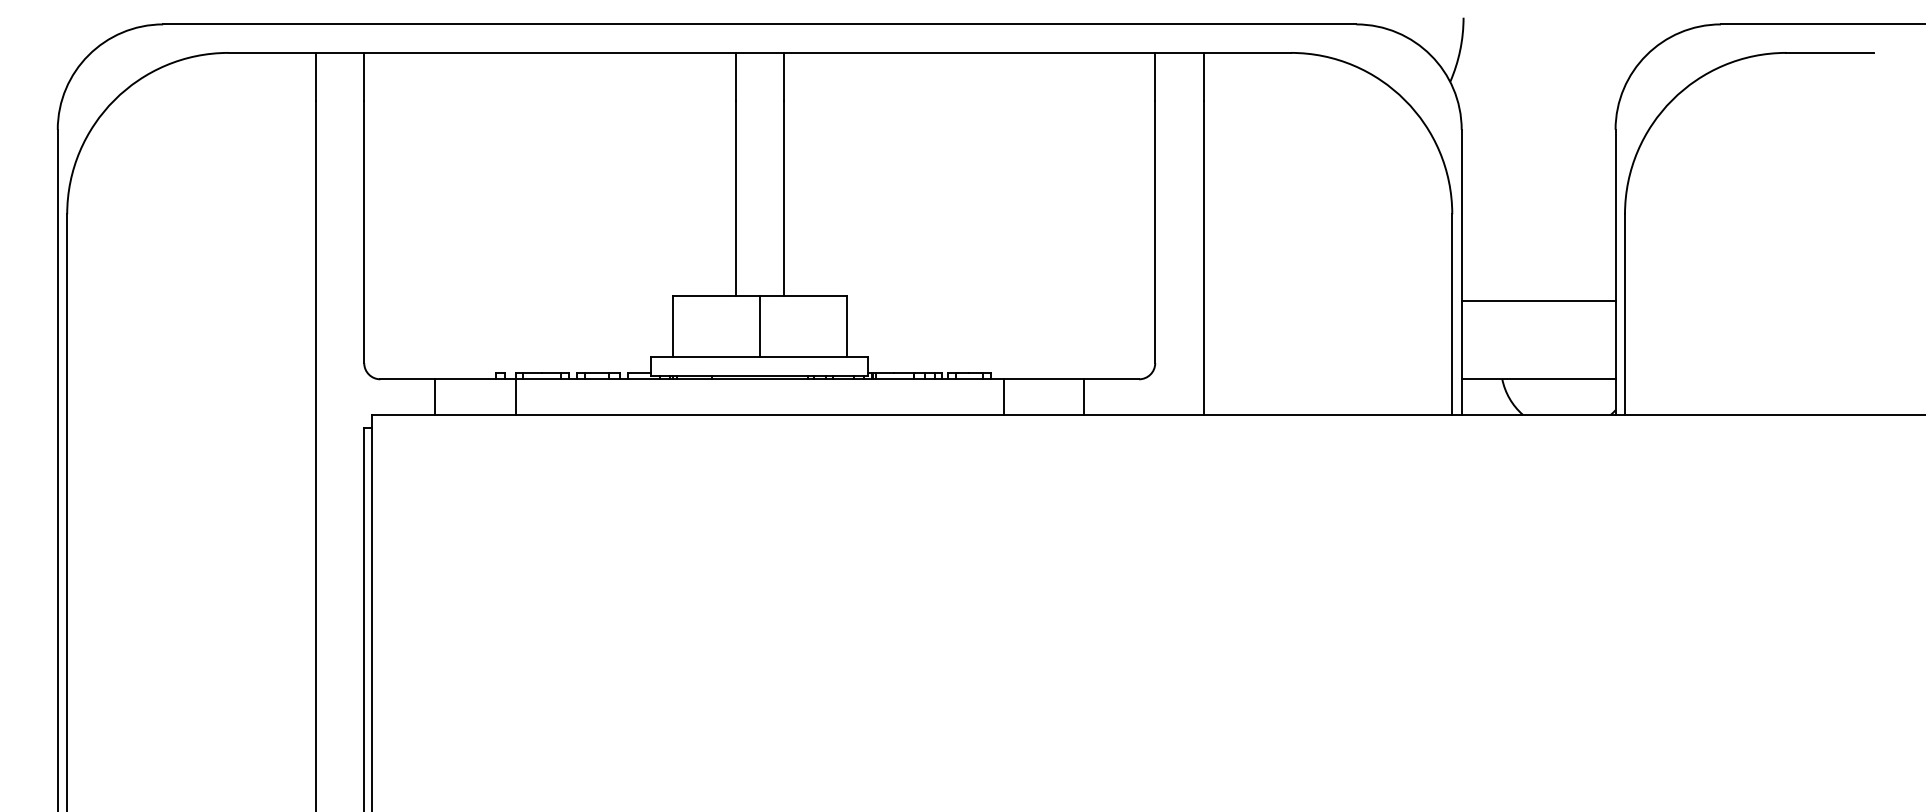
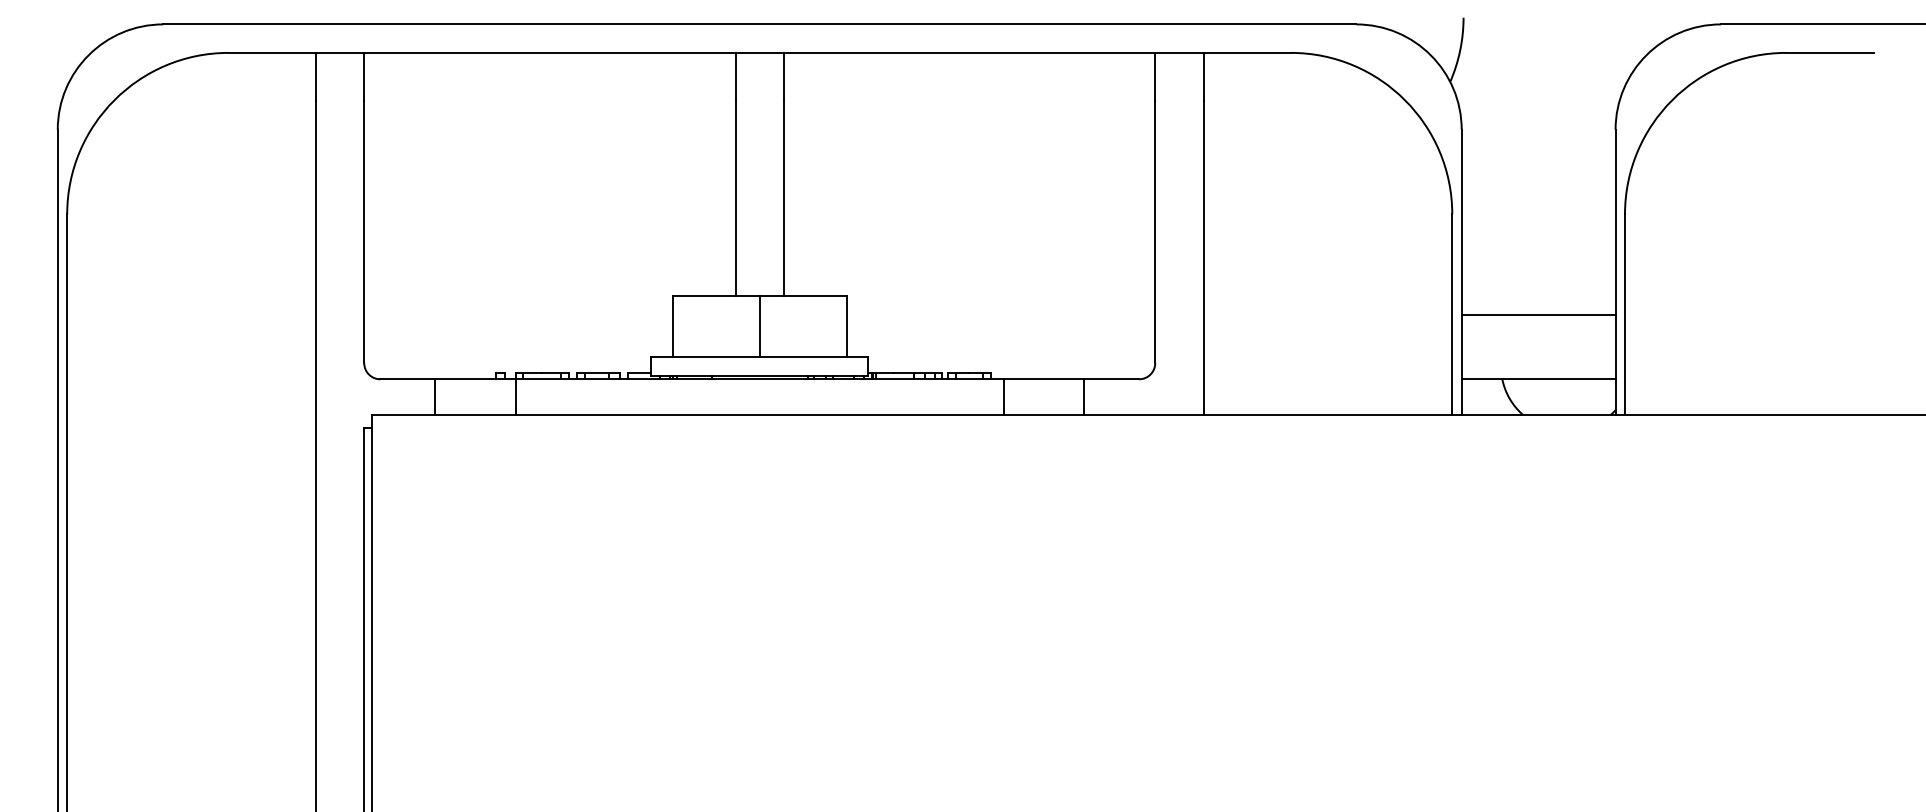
line position: (1538, 300) -> (1538, 314) (1538, 314)
